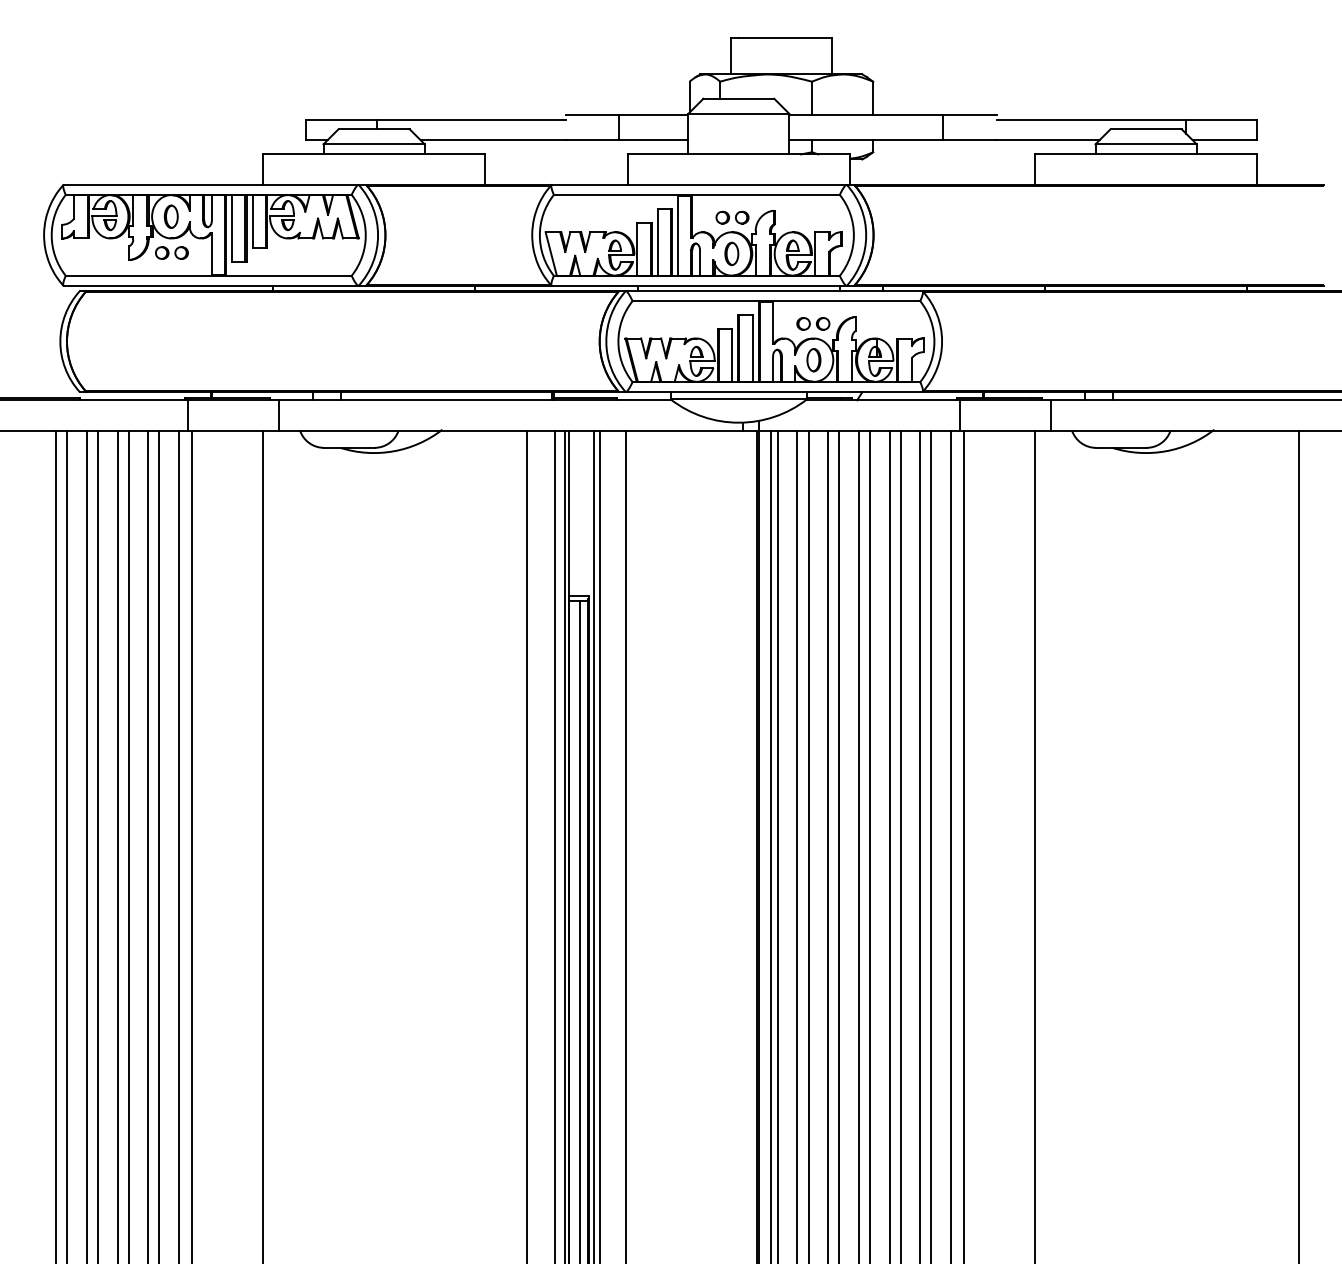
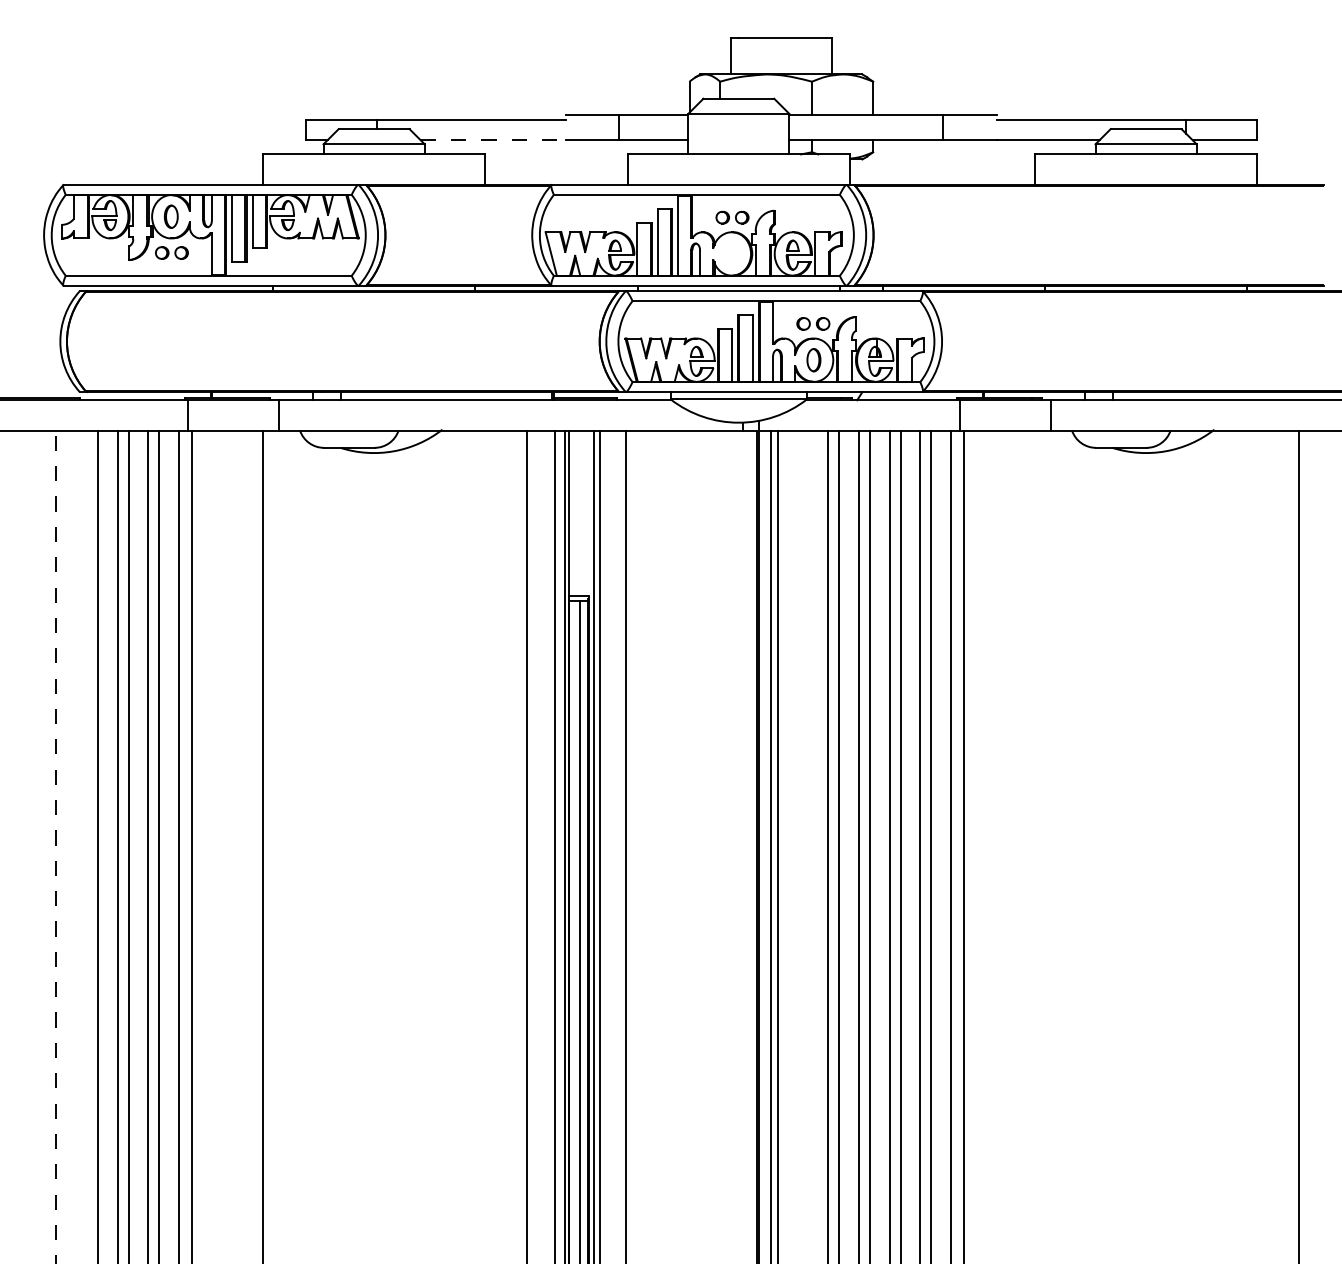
line: solid -> dashed (493, 140)
part: present -> none (731, 253)
line: present -> none (67, 845)
line: present -> none (86, 845)
line: present -> none (797, 845)
line: present -> none (808, 845)
line: present -> none (1035, 845)
line: solid -> dashed (56, 846)
